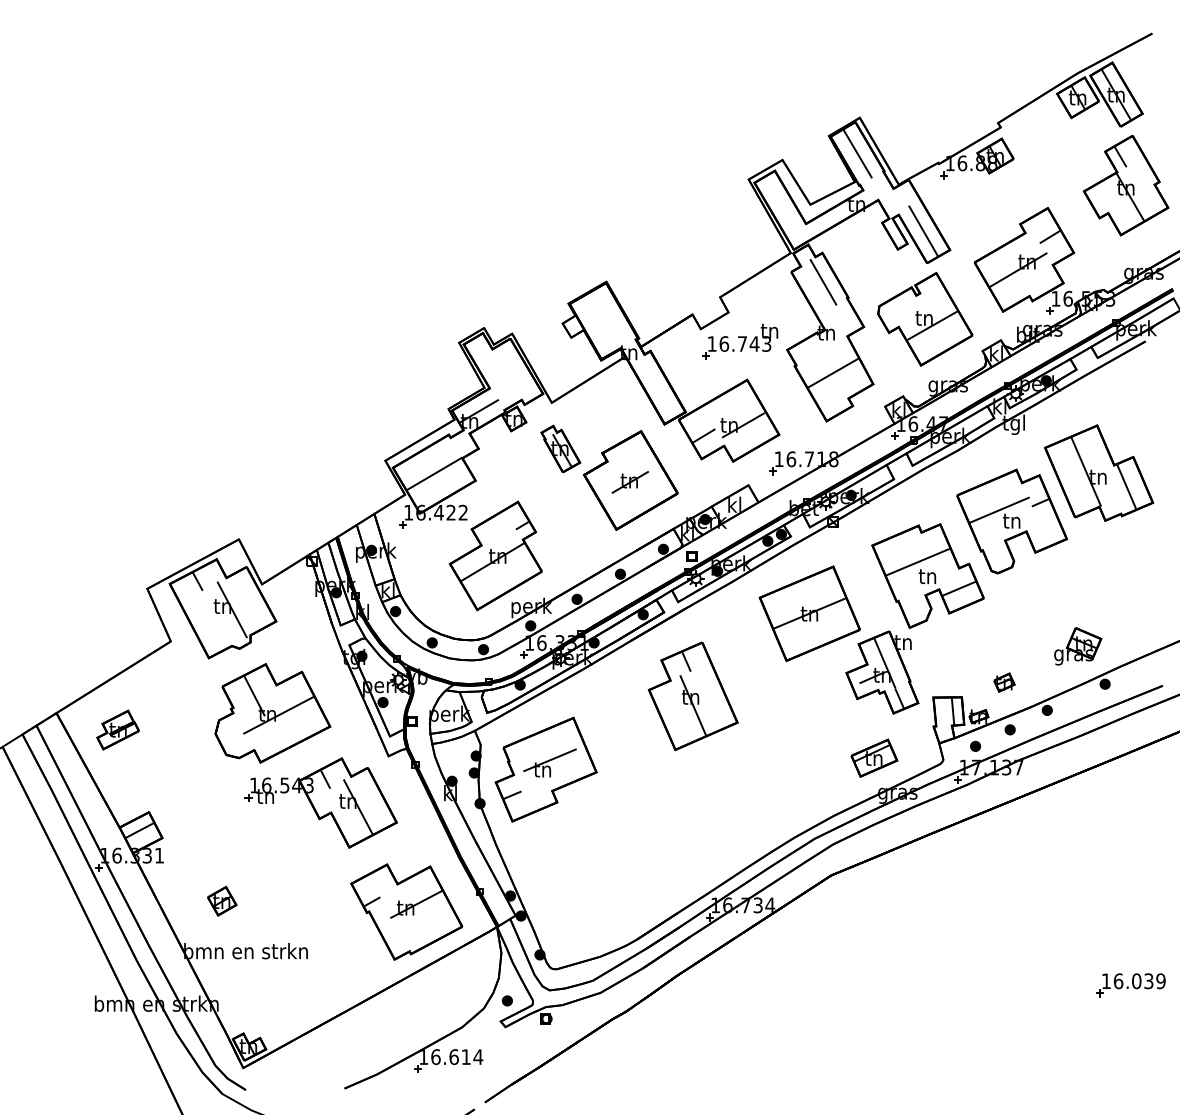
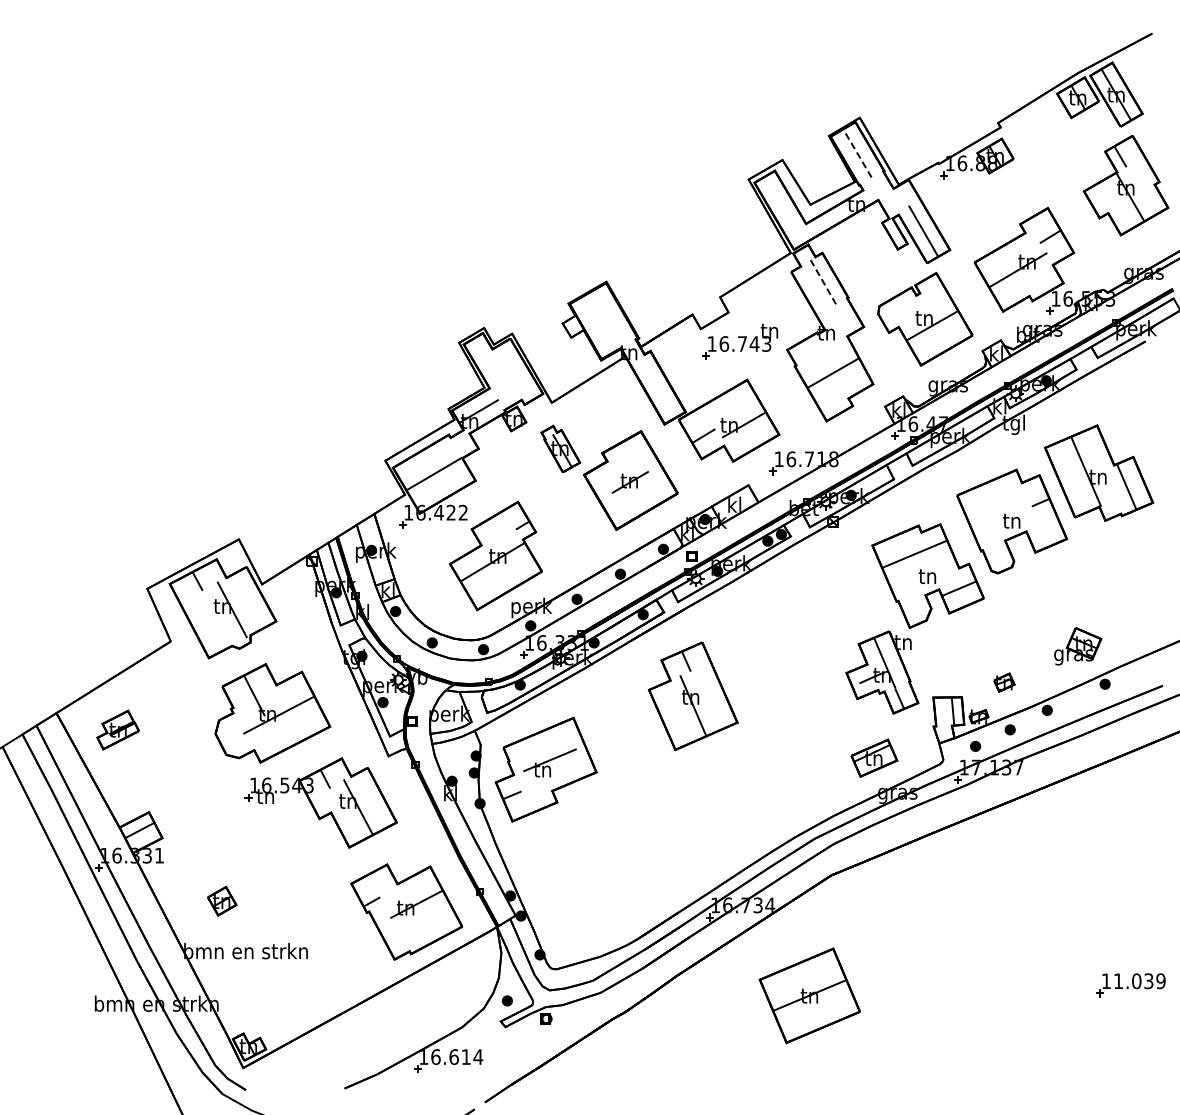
line: solid -> dashed (857, 153)
line: solid -> dashed (823, 282)
line: present -> none (998, 509)
line position: (917, 561) -> (914, 553) (914, 553)
part position: (809, 613) -> (809, 995) (809, 995)
text: 16.039 -> 11.039 (1118, 981)
